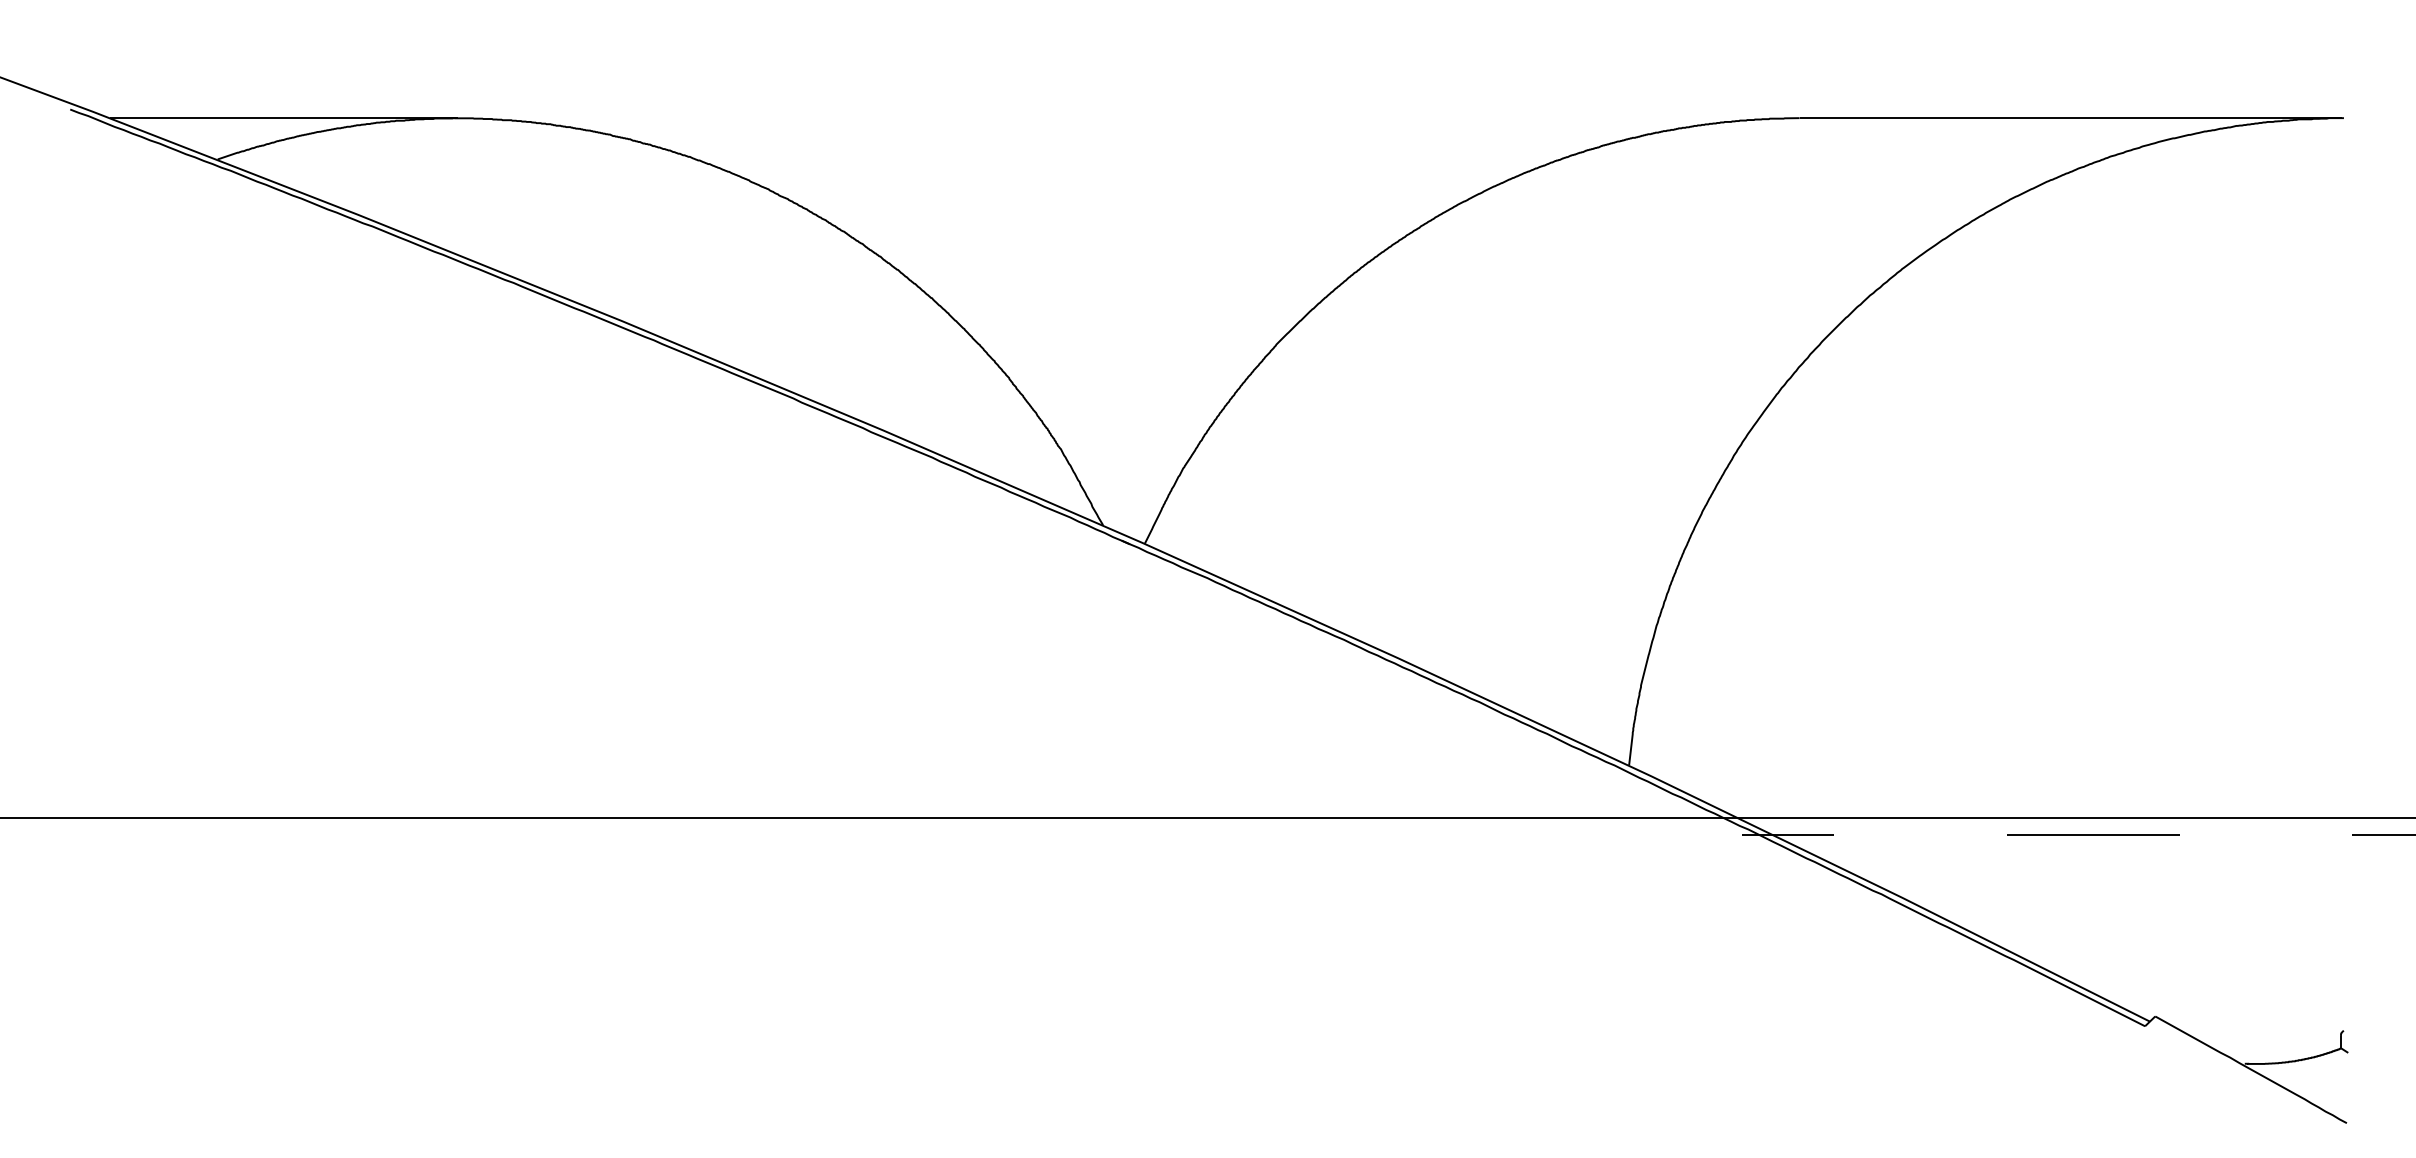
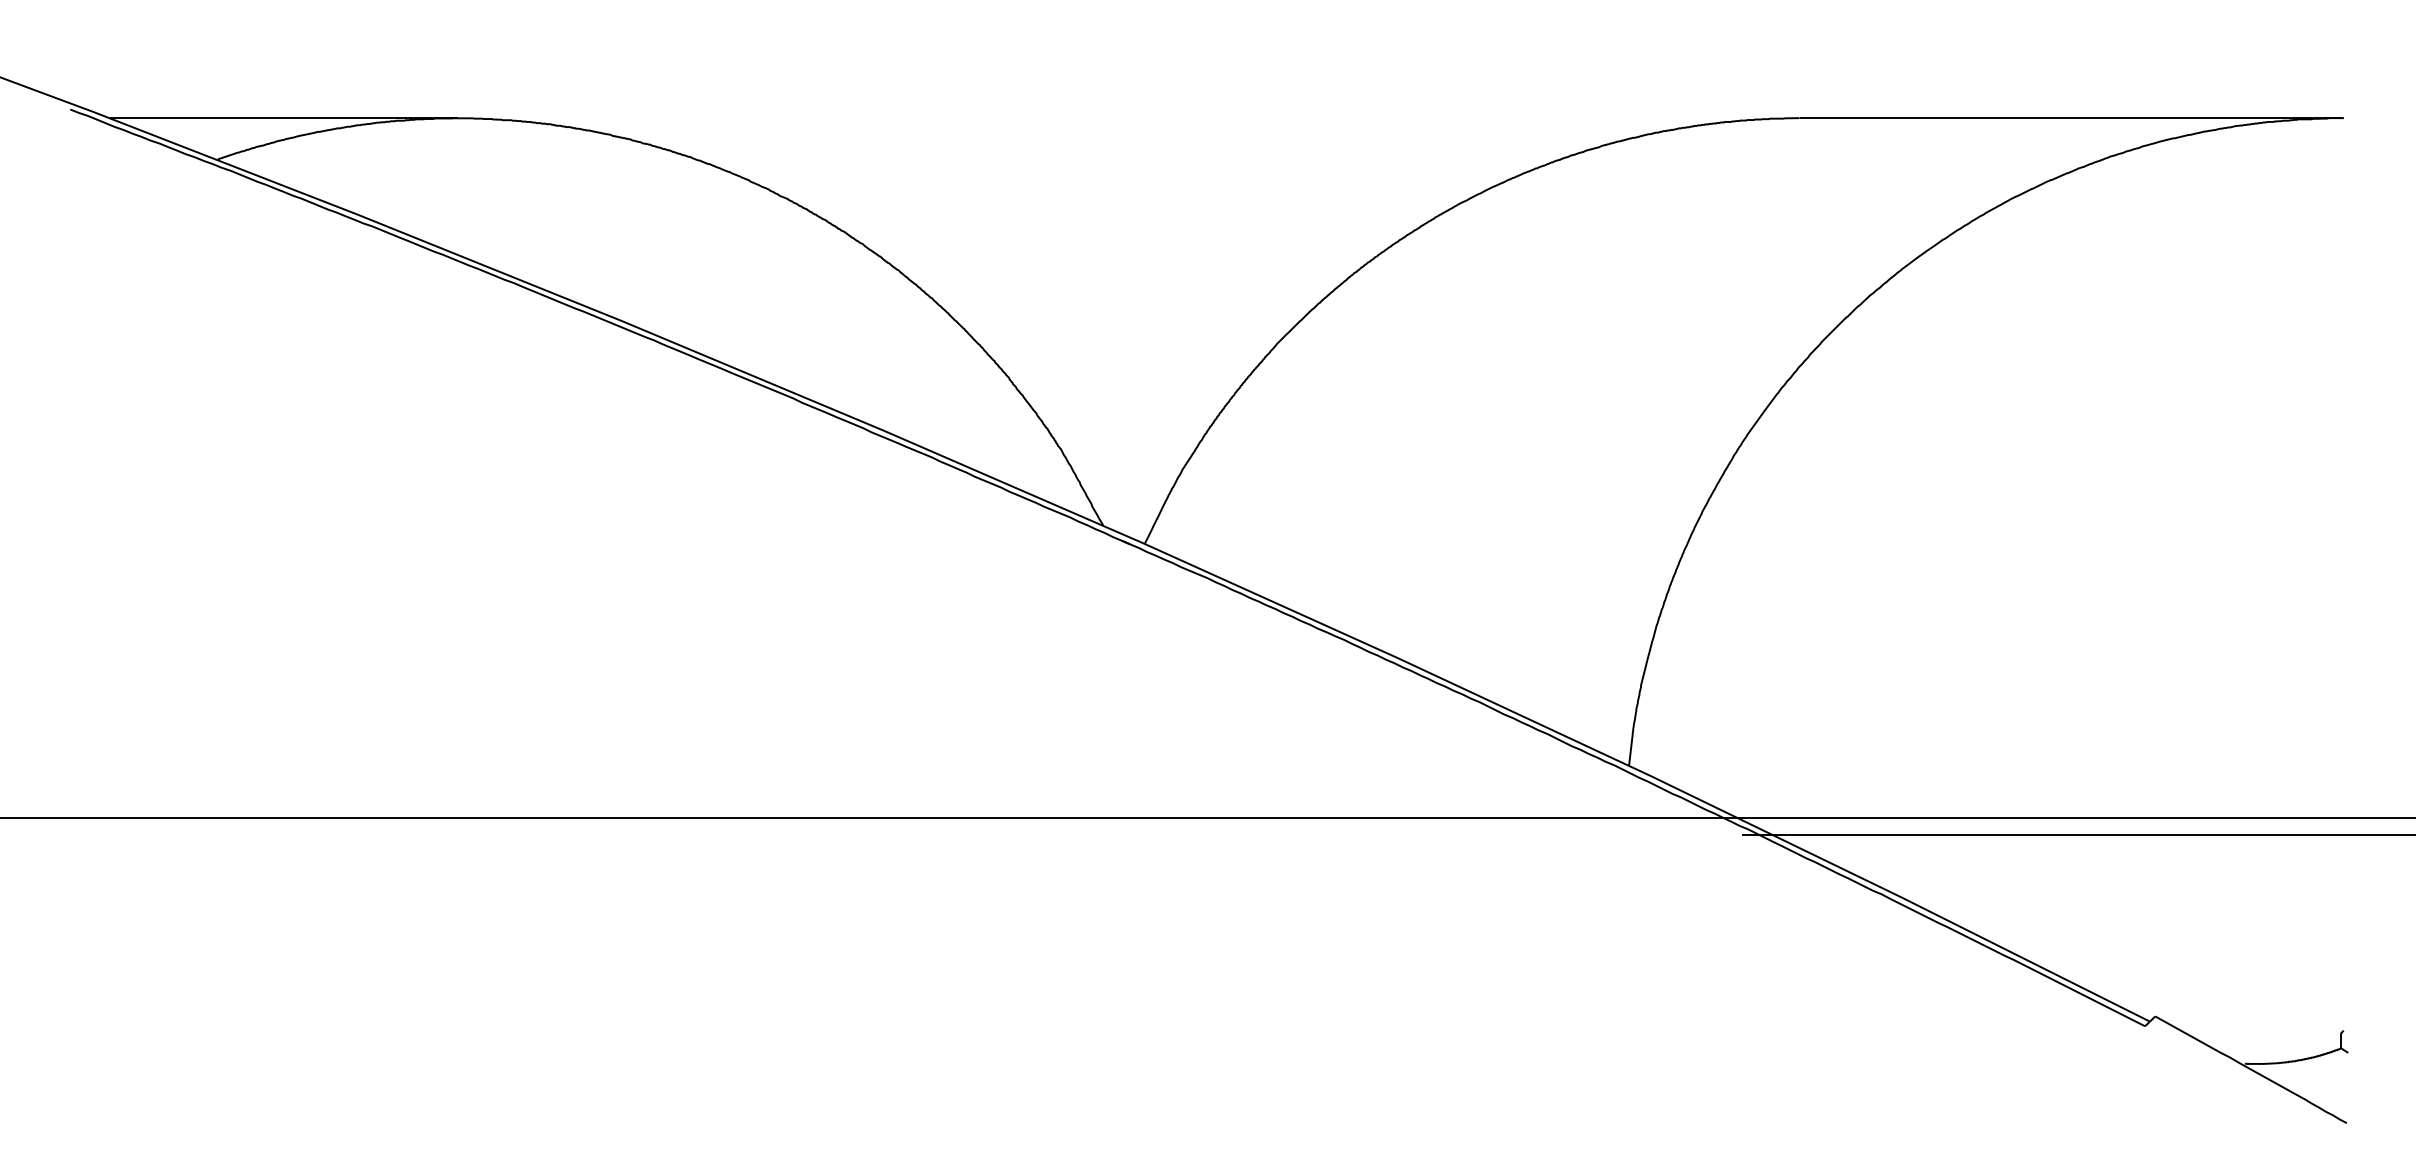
line: dashed -> solid (2078, 835)
